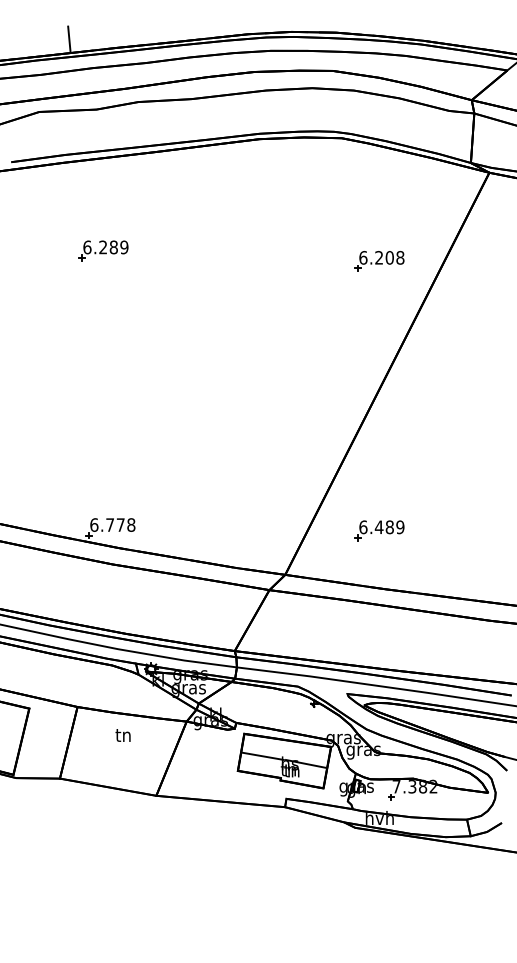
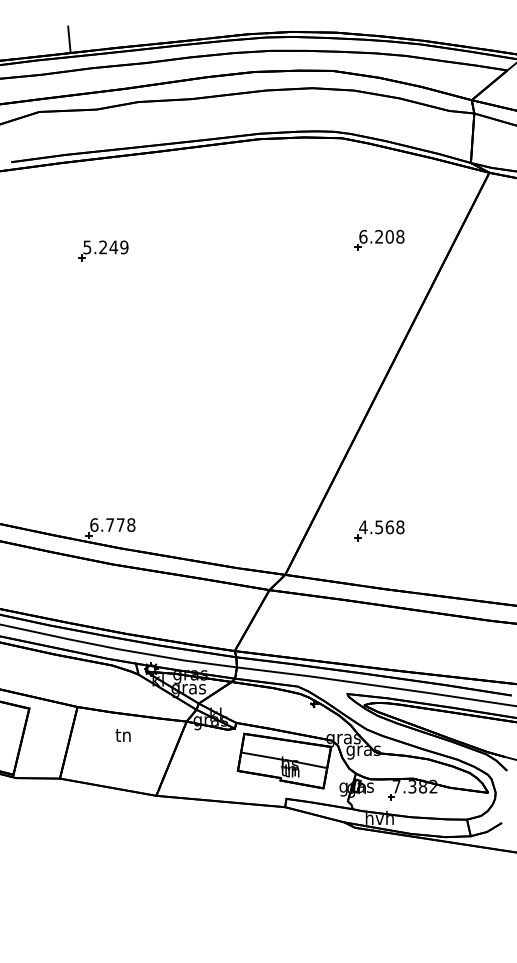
text: 6.289 -> 5.249 (100, 247)
part position: (379, 261) -> (379, 240) (379, 240)
text: 6.489 -> 4.568 (381, 527)
